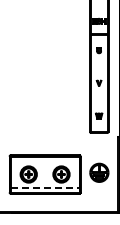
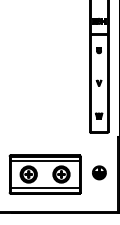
line: none -> present (44, 160)
part size: 21x21 px -> 15x16 px (99, 172)
line: dashed -> solid (45, 188)
